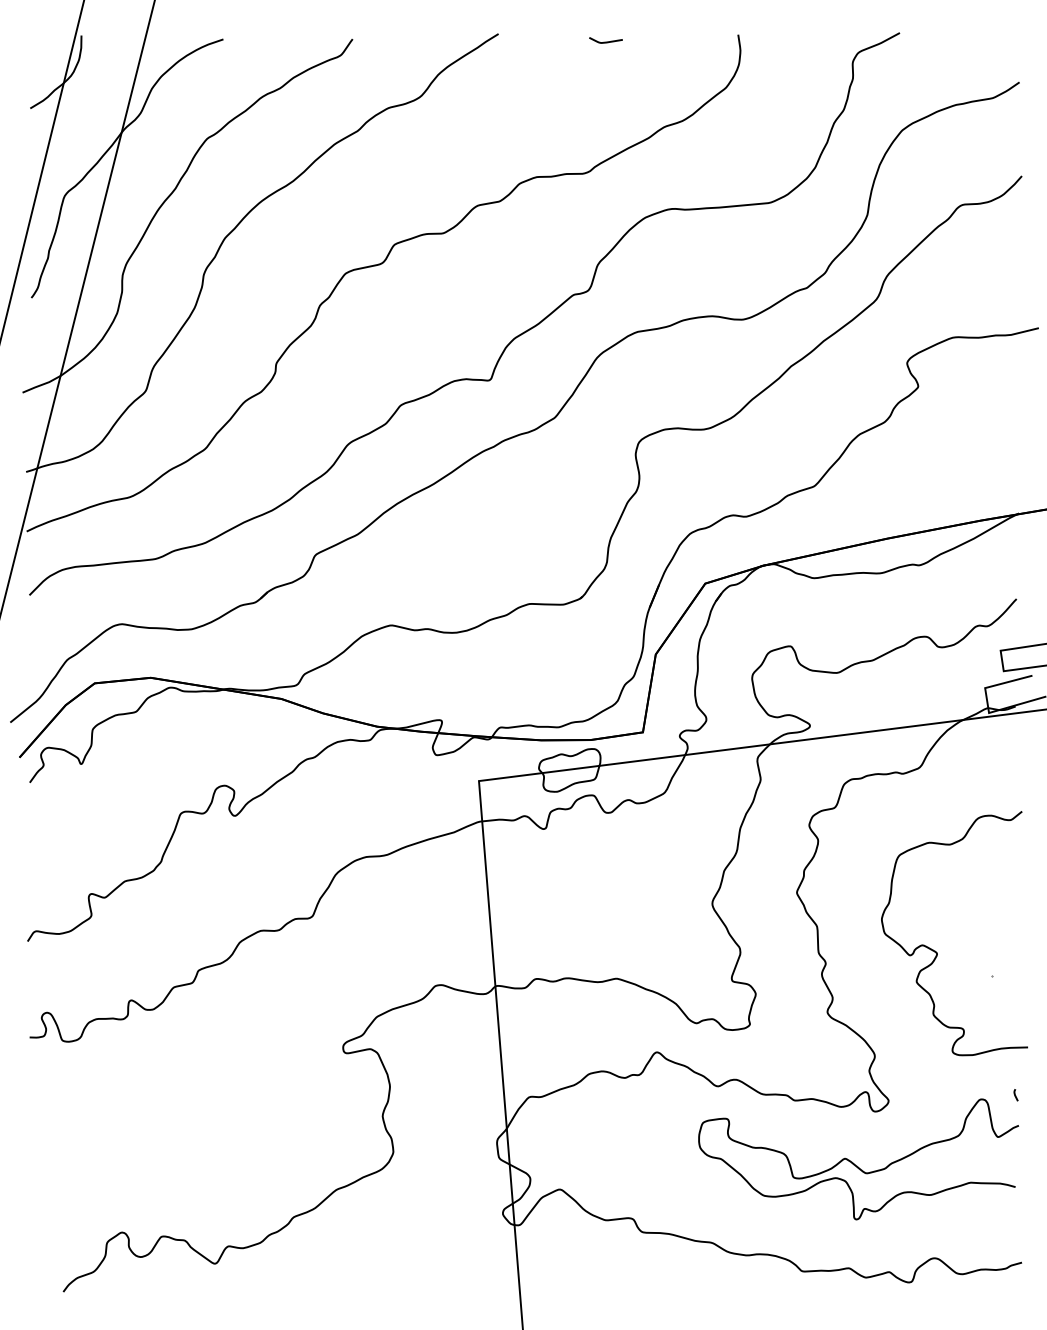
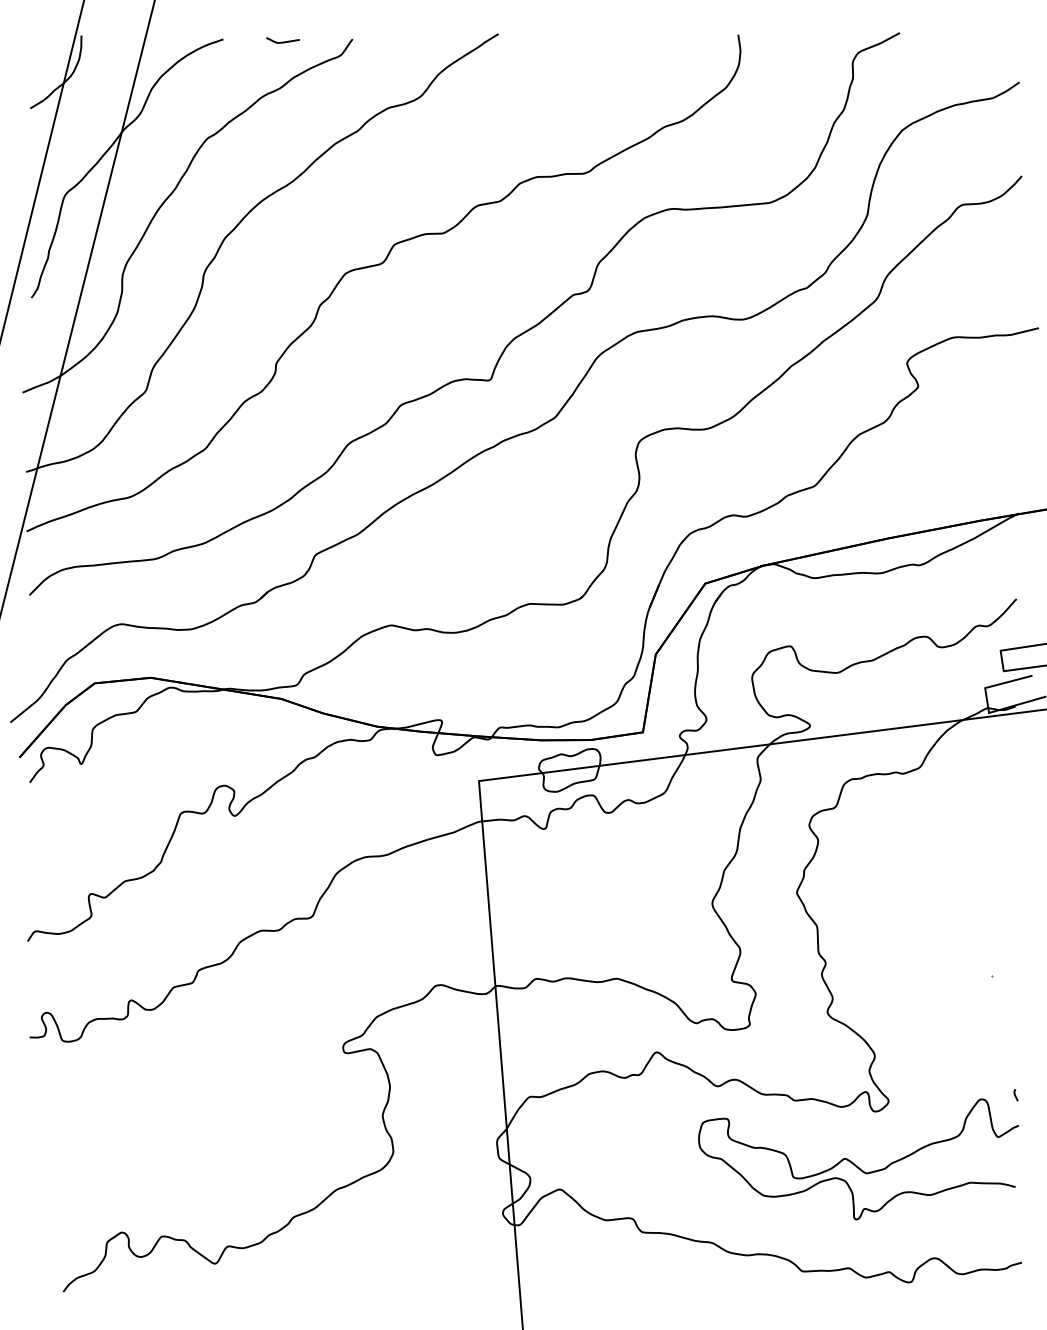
curve position: (605, 41) -> (282, 41) (282, 41)
curve: present -> none (936, 951)
